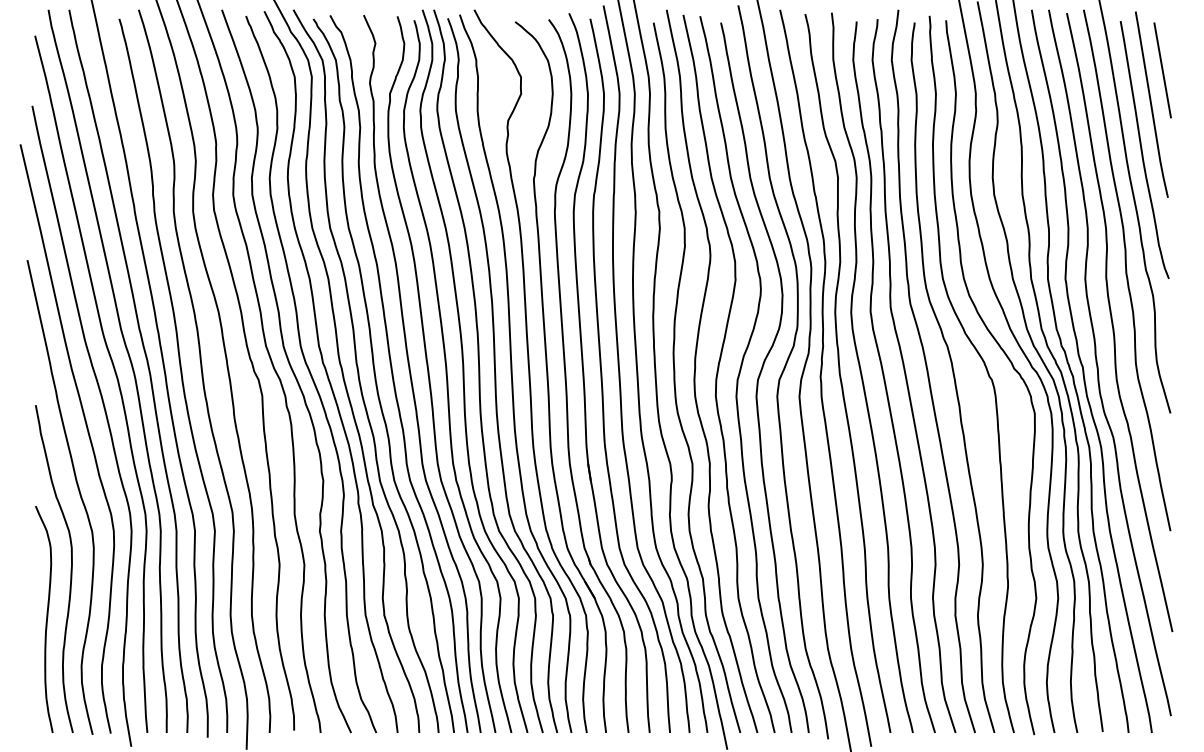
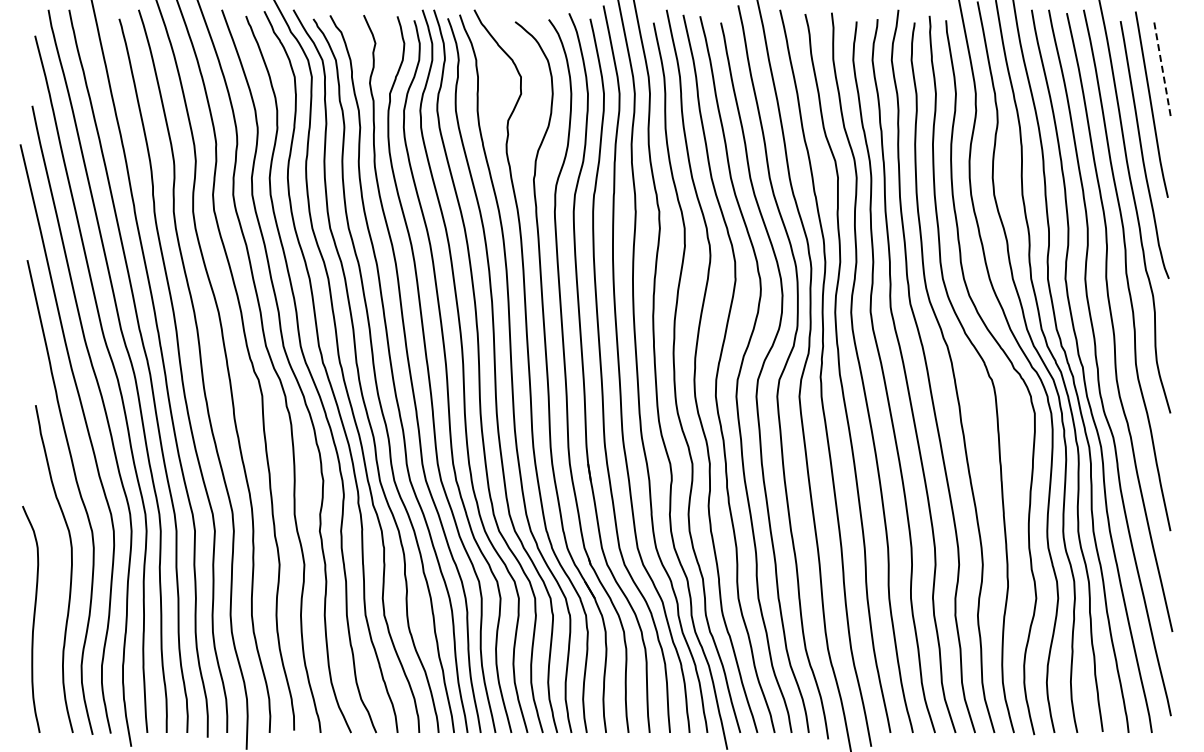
line: solid -> dashed (1162, 70)
curve position: (46, 618) -> (33, 618) (33, 618)
